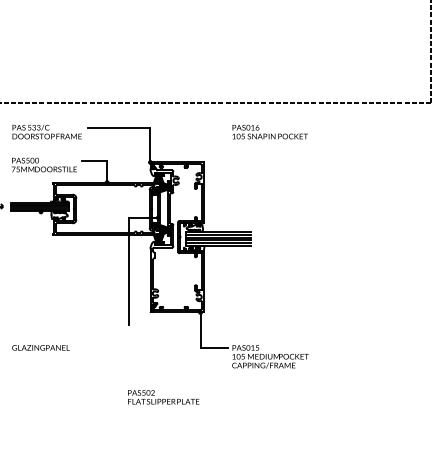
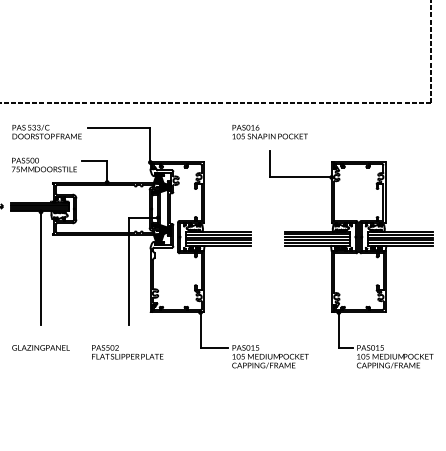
part: none -> present (351, 259)
line: none -> present (41, 268)
text position: (163, 397) -> (127, 352) (127, 352)
